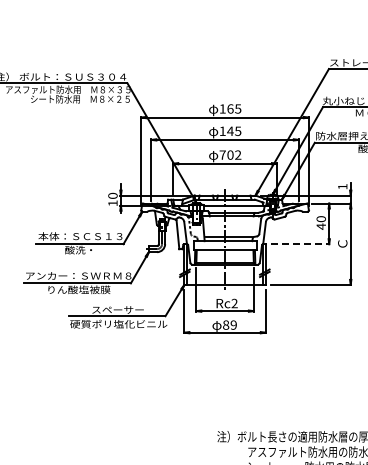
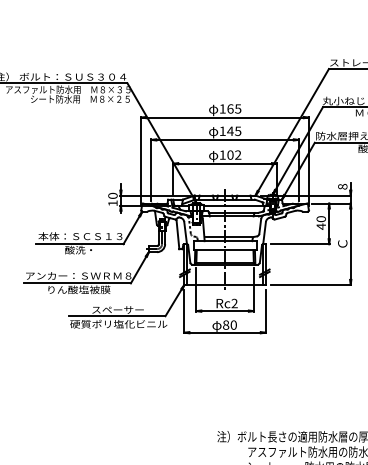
text: 702 -> 102 (222, 154)
text: 1 -> 8 (342, 186)
line: dashed -> solid (300, 244)
text: 89 -> 80 (233, 324)
